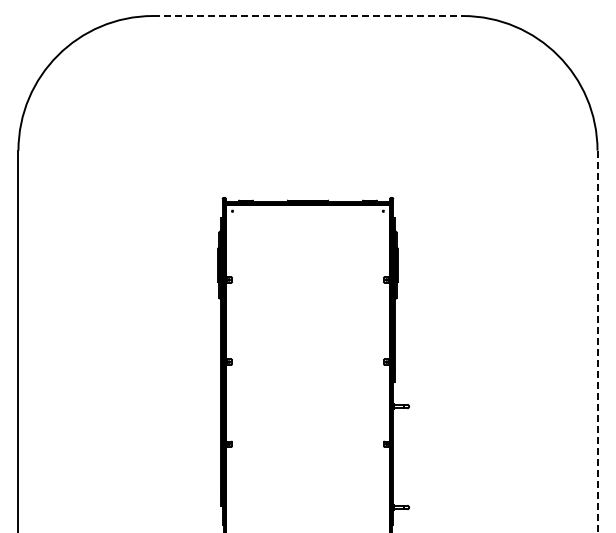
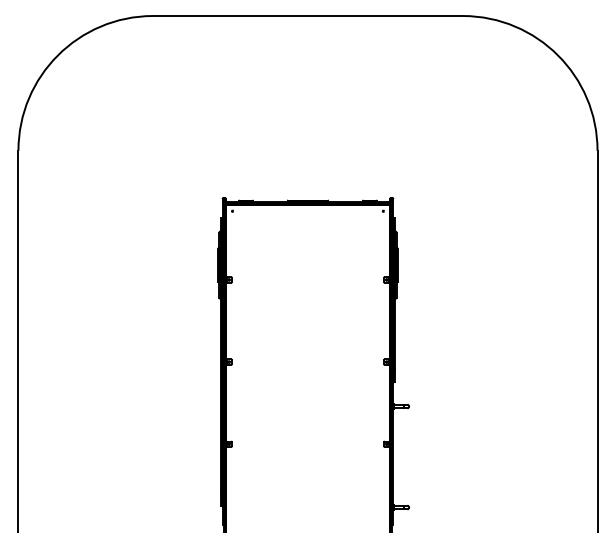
line: dashed -> solid (308, 16)
line: dashed -> solid (597, 341)
